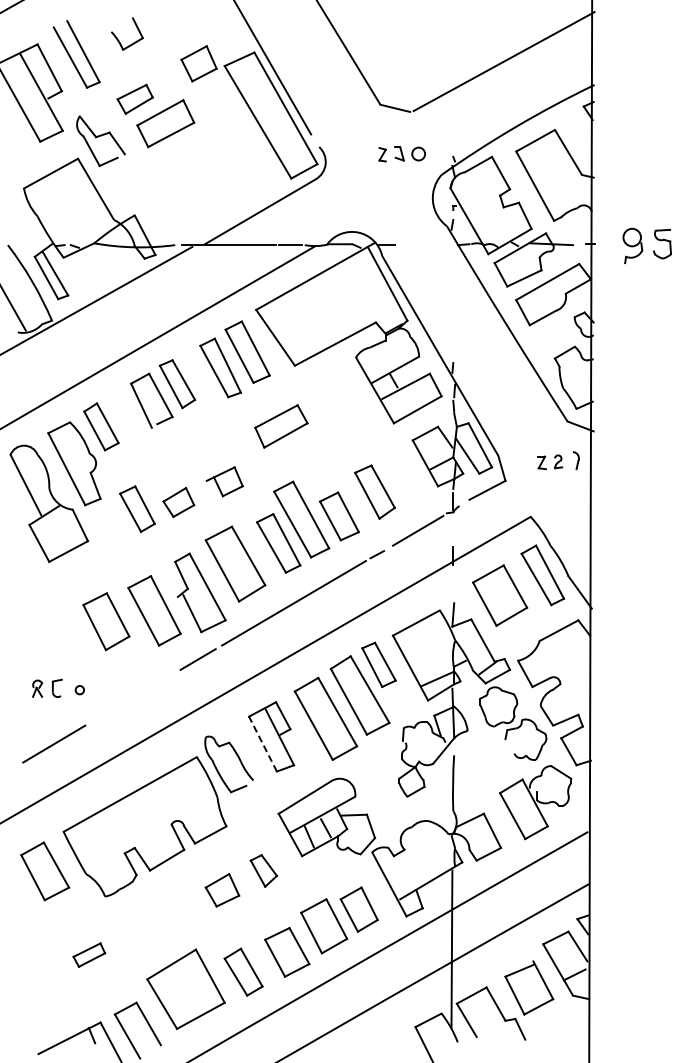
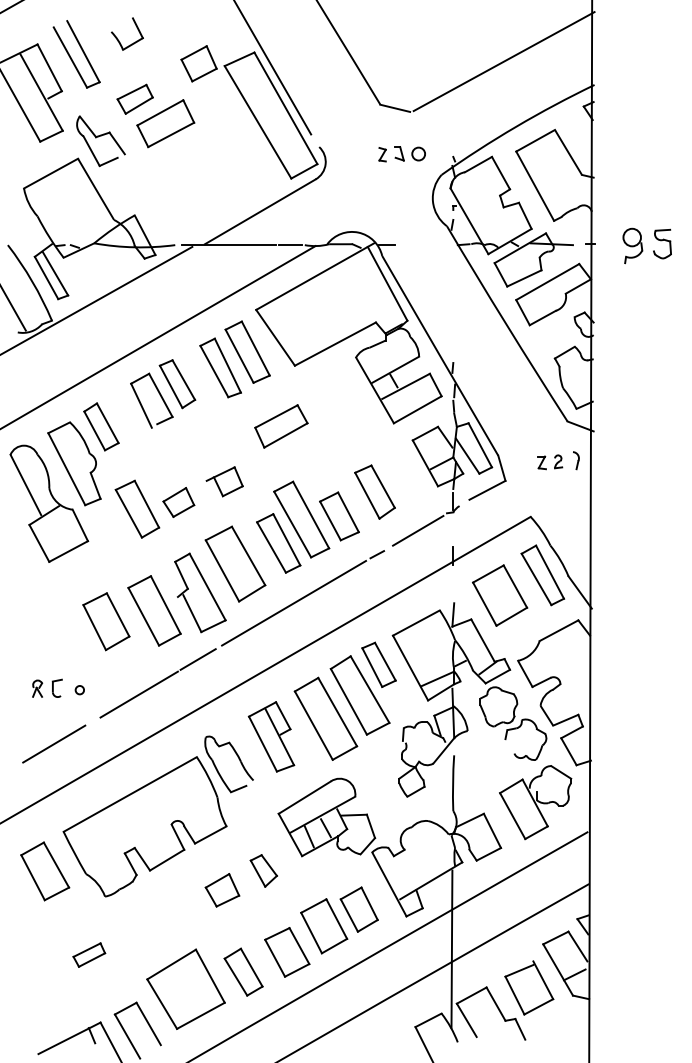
part size: 37x48 px -> 47x60 px (137, 508)
line: none -> present (138, 694)
line: dashed -> solid (262, 744)
